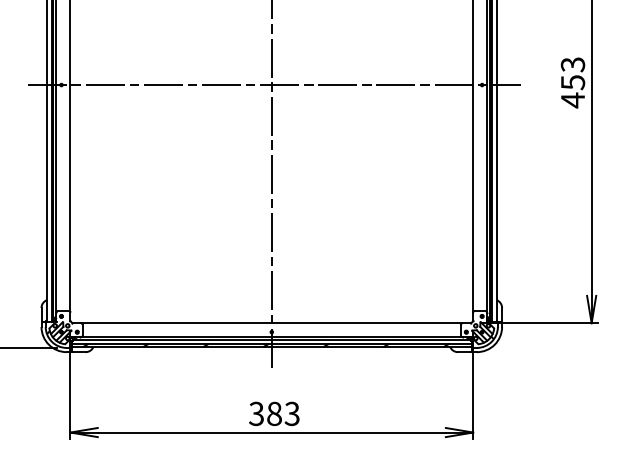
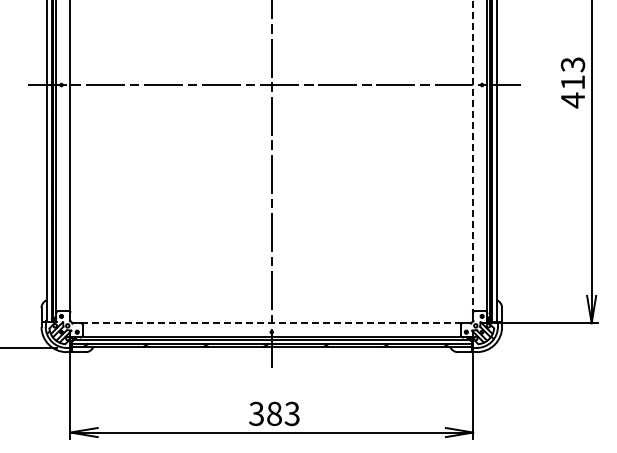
text: 453 -> 413 (573, 82)
line: solid -> dashed (473, 156)
line: solid -> dashed (271, 323)
